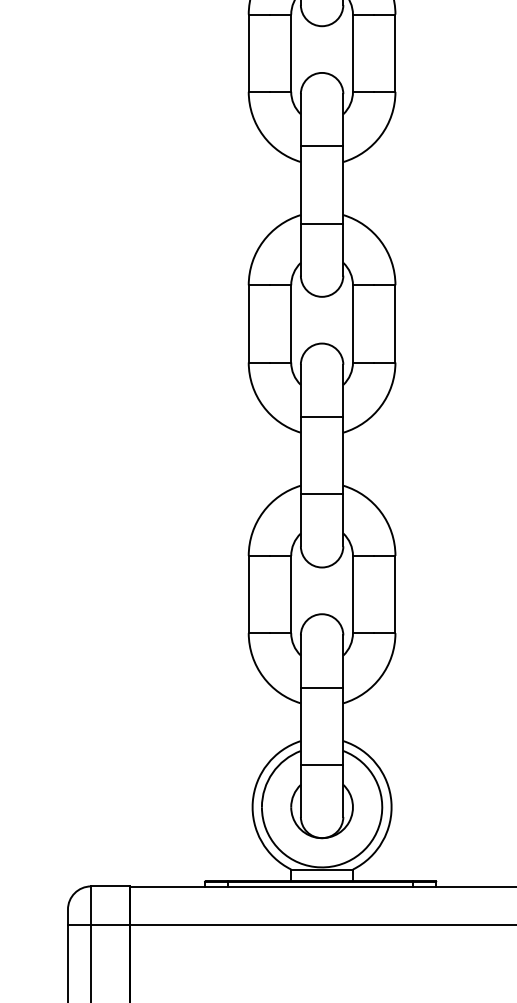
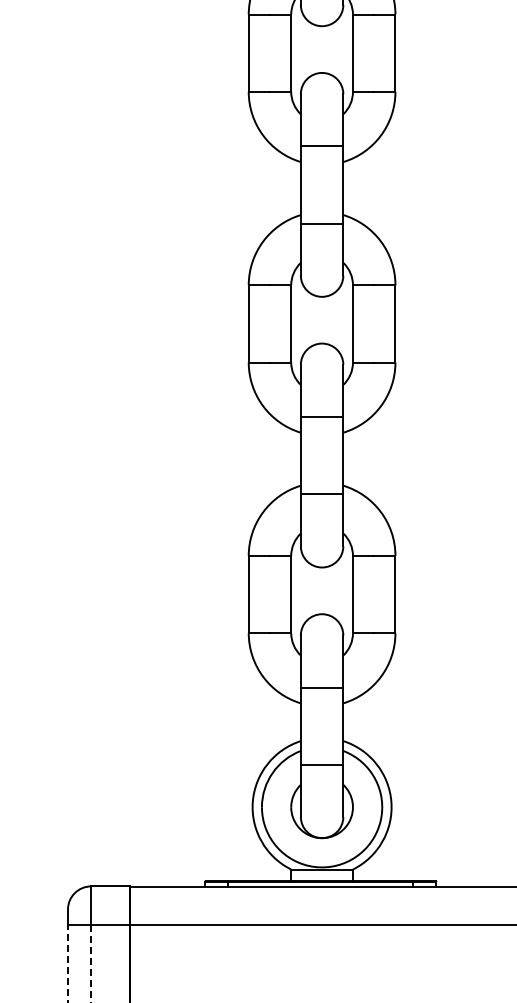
line: solid -> dashed (91, 963)
line: solid -> dashed (67, 964)
